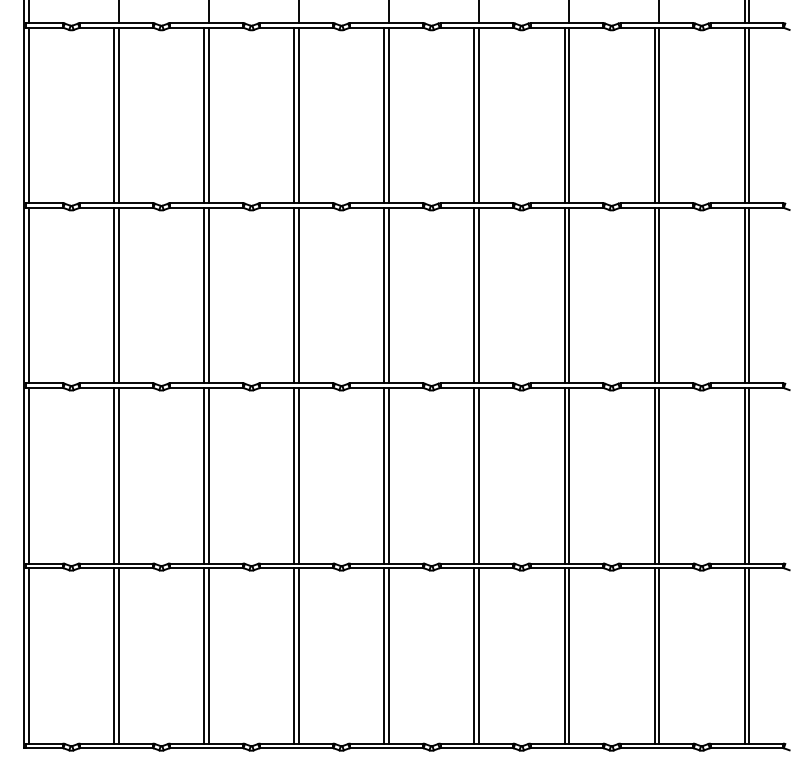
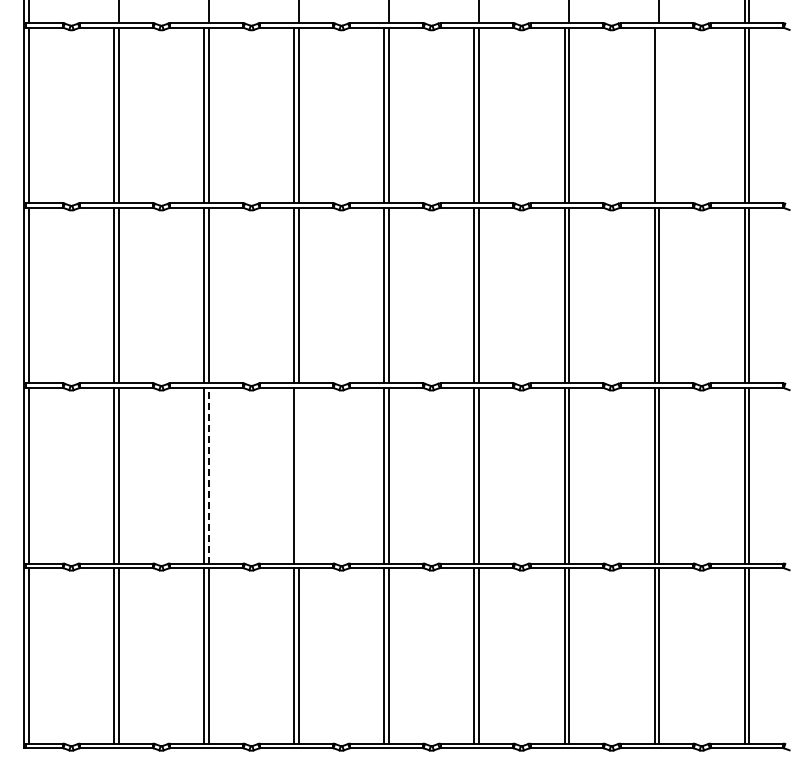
line: present -> none (659, 115)
line: solid -> dashed (208, 475)
line: present -> none (298, 475)
